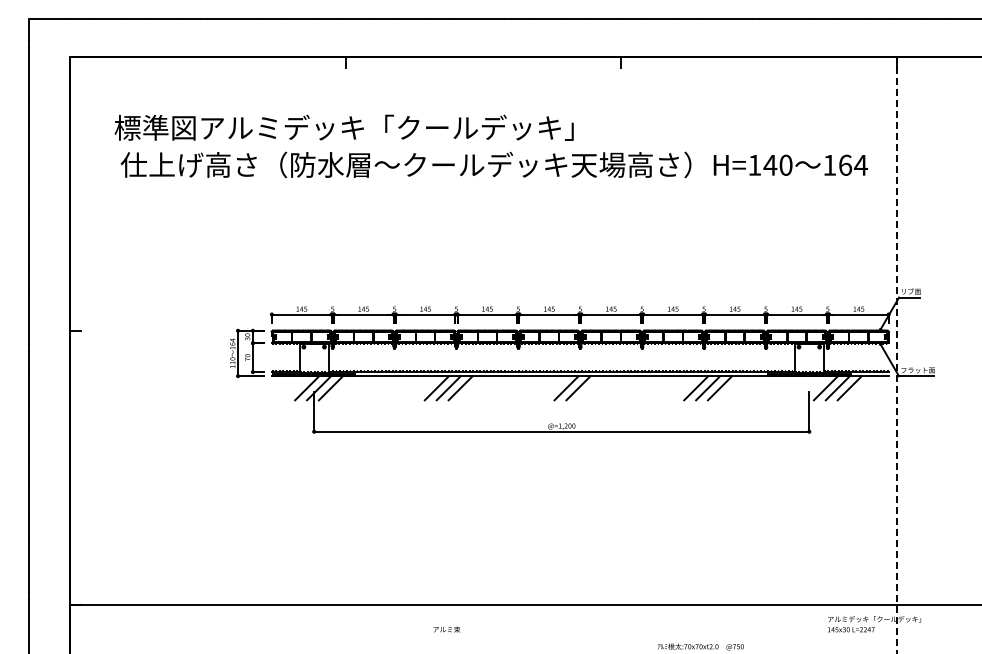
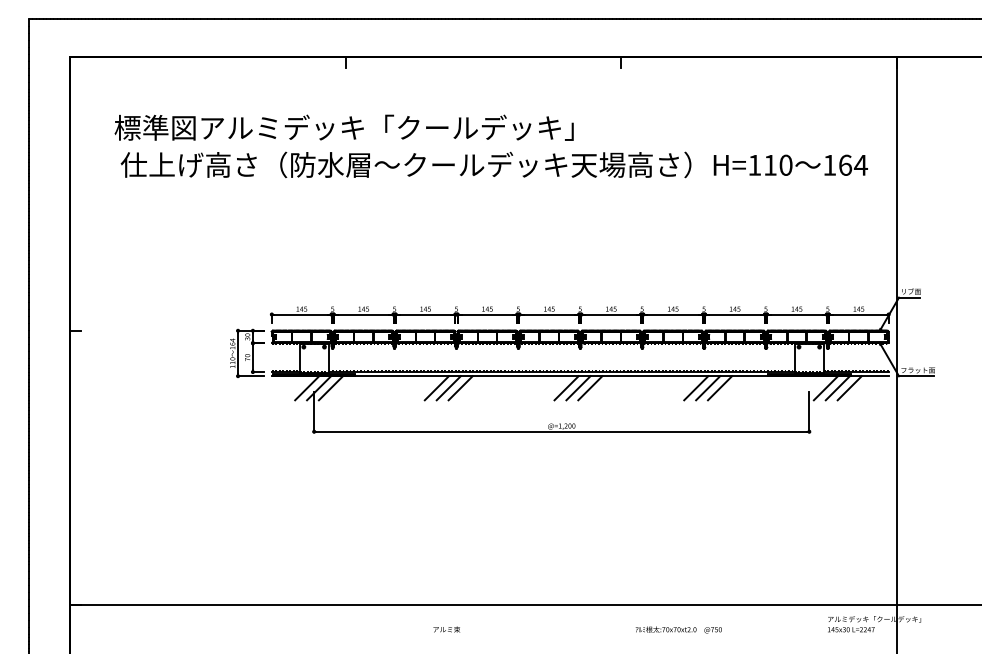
text: H=140 -> H=110 (770, 165)
line: dashed -> solid (896, 355)
line: none -> present (590, 388)
text position: (700, 646) -> (678, 629) (678, 629)
